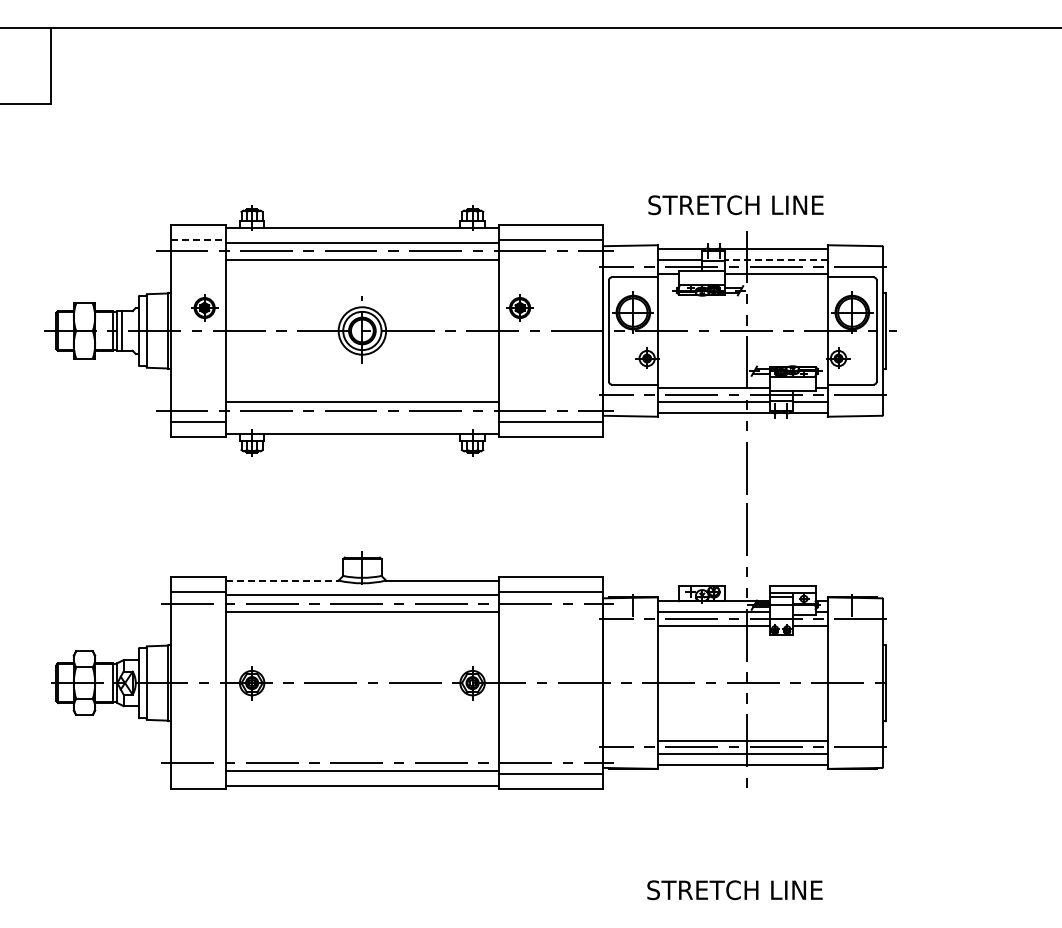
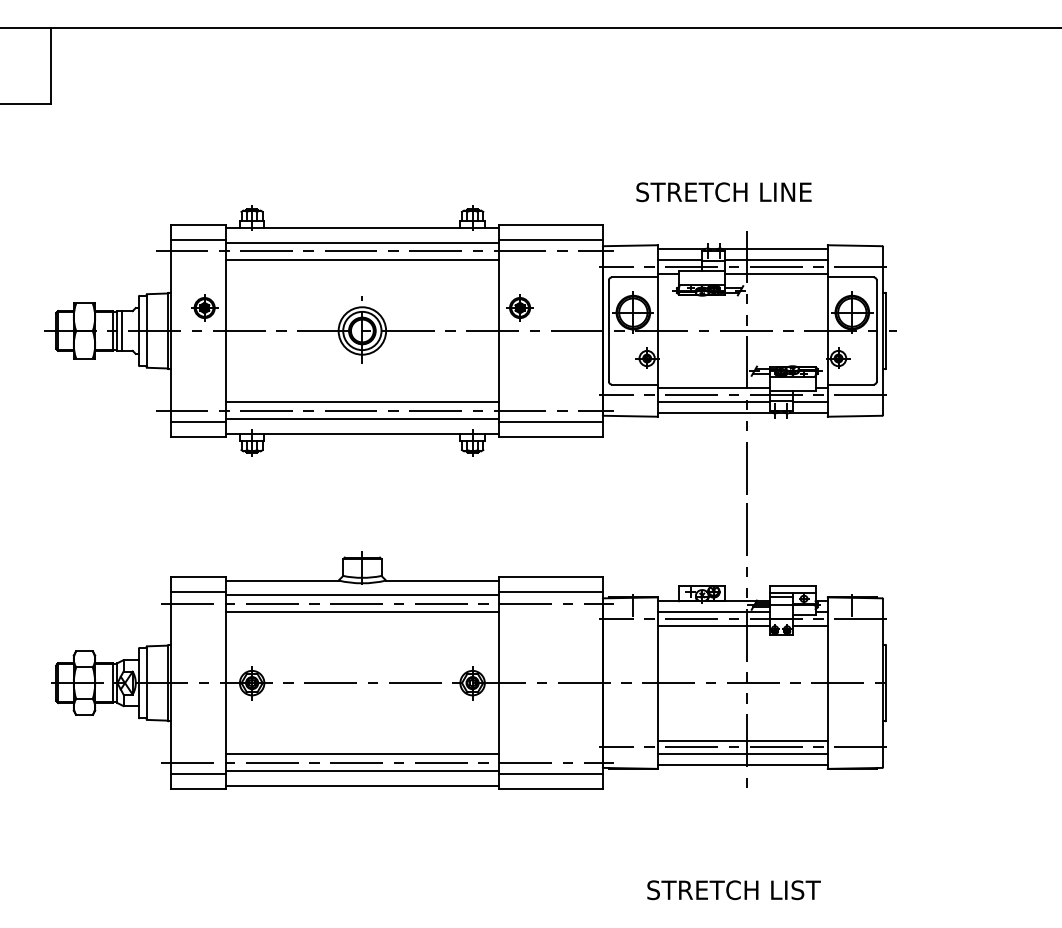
text position: (735, 205) -> (723, 192) (723, 192)
line: dashed -> solid (198, 240)
line: dashed -> solid (776, 259)
line: none -> present (362, 419)
line: dashed -> solid (282, 580)
line: none -> present (362, 754)
line: none -> present (198, 773)
text: STRETCH LINE -> STRETCH LIST (806, 890)
